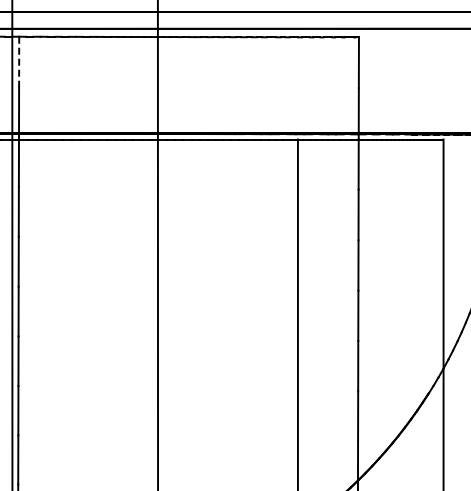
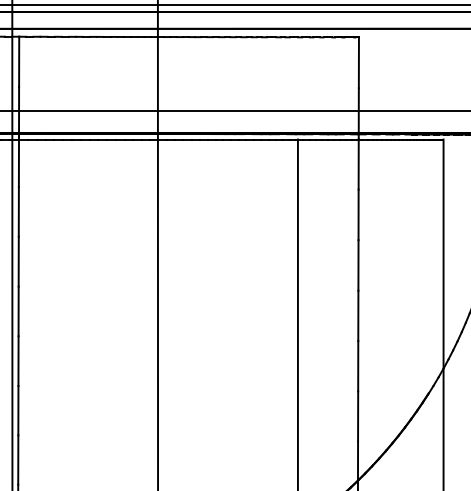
line: none -> present (234, 5)
line: dashed -> solid (19, 62)
line: none -> present (234, 110)
